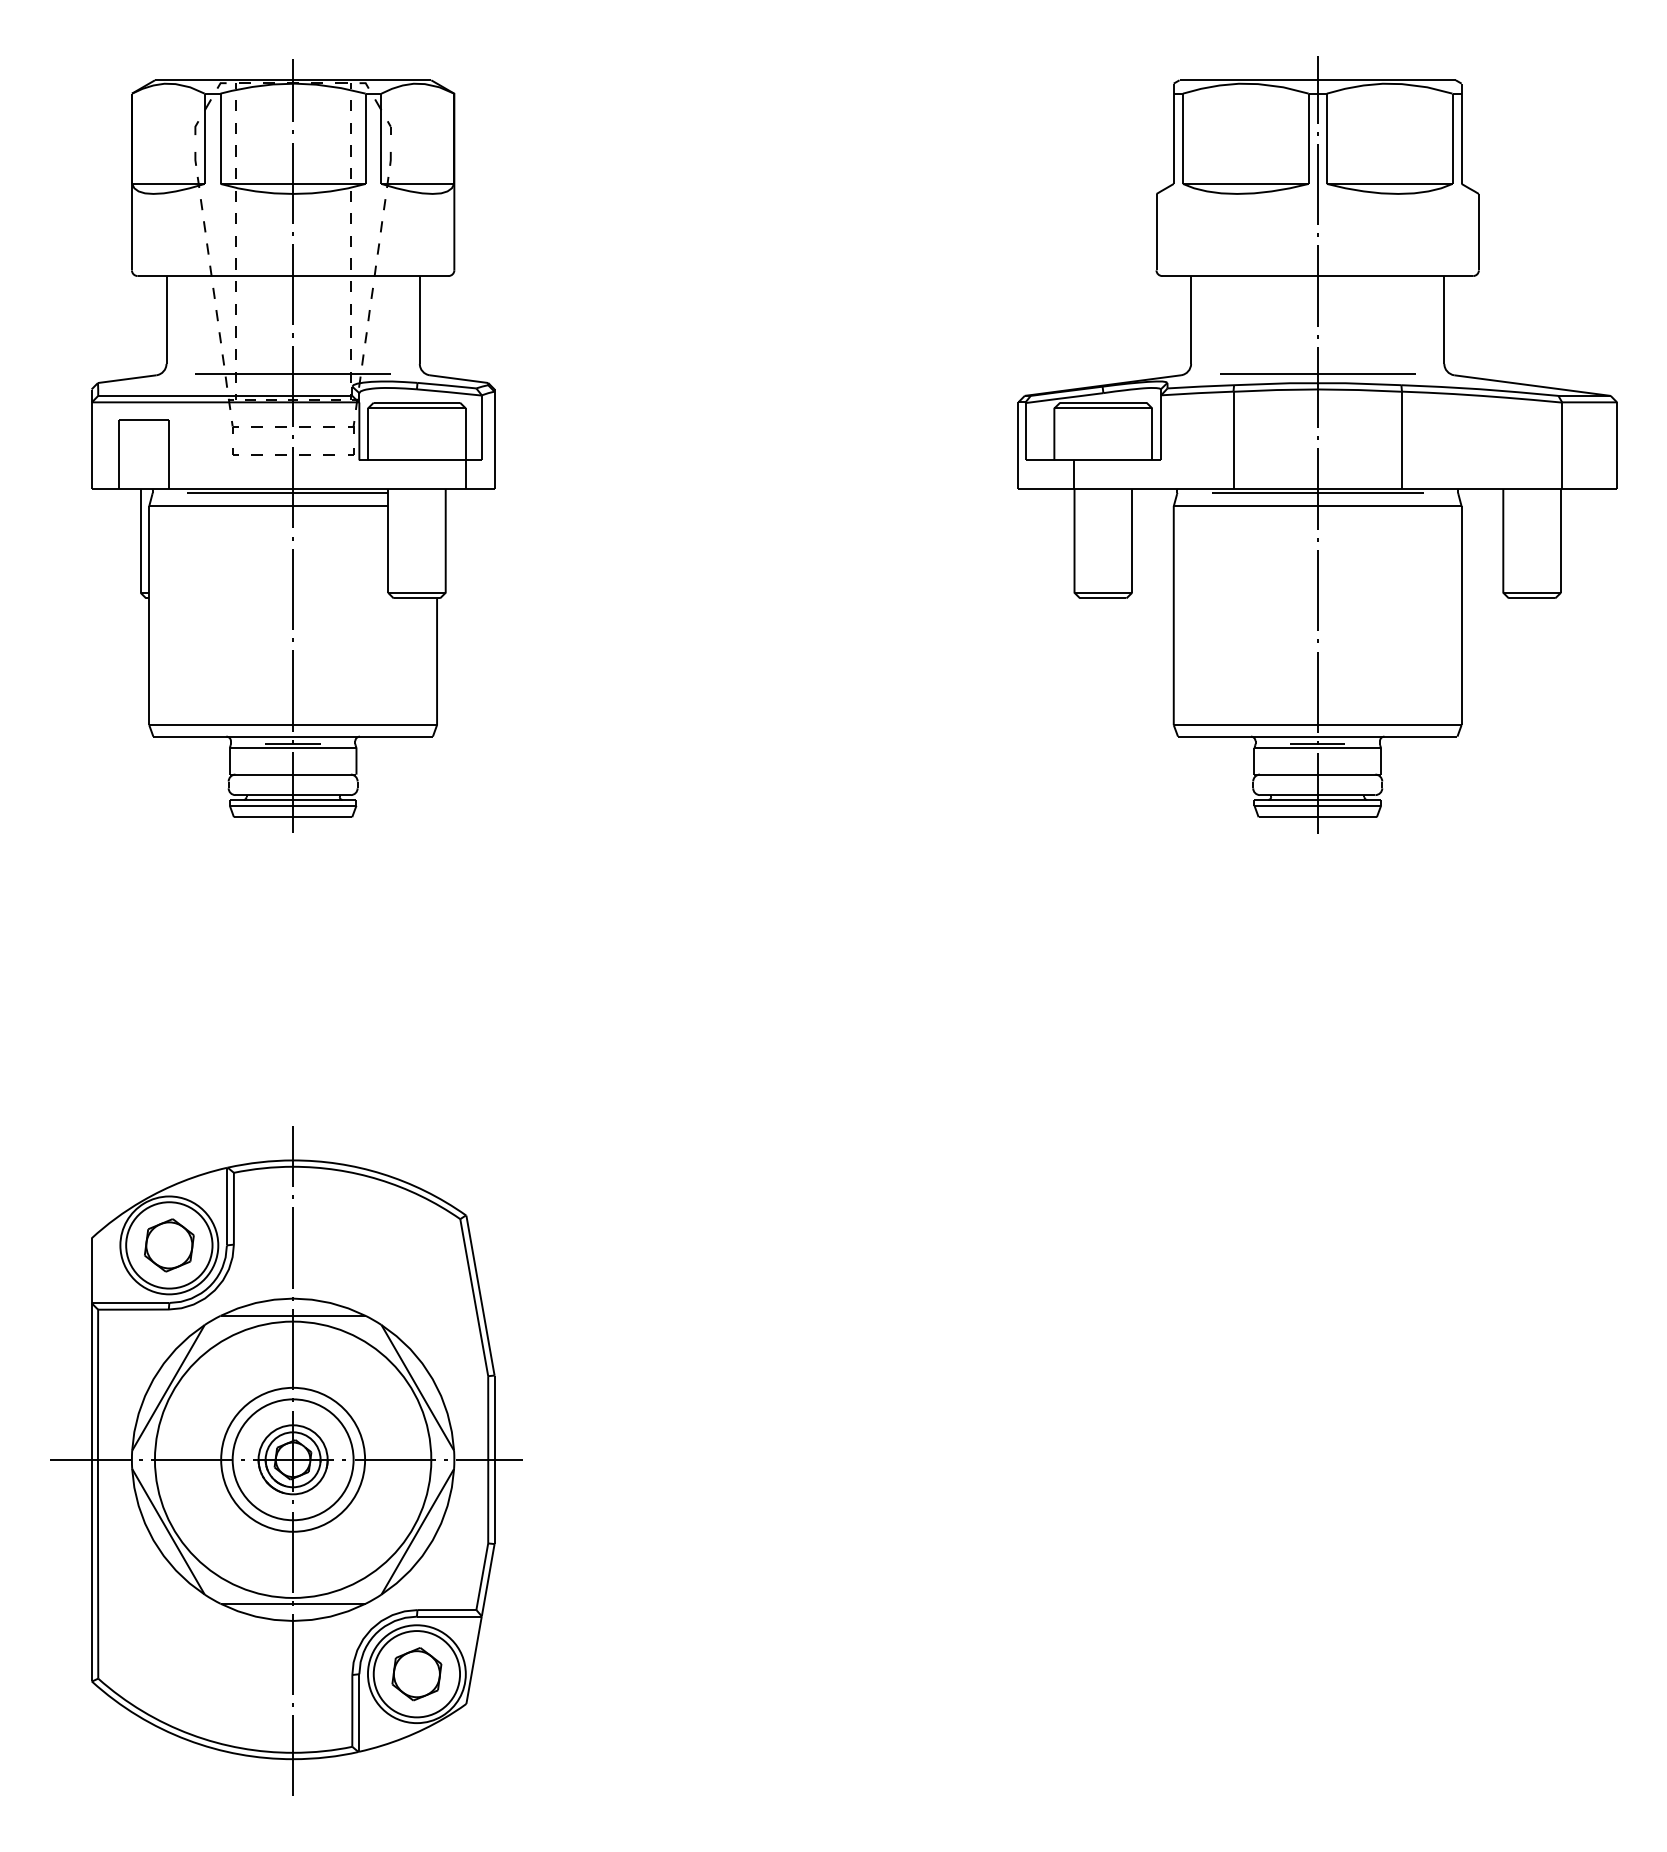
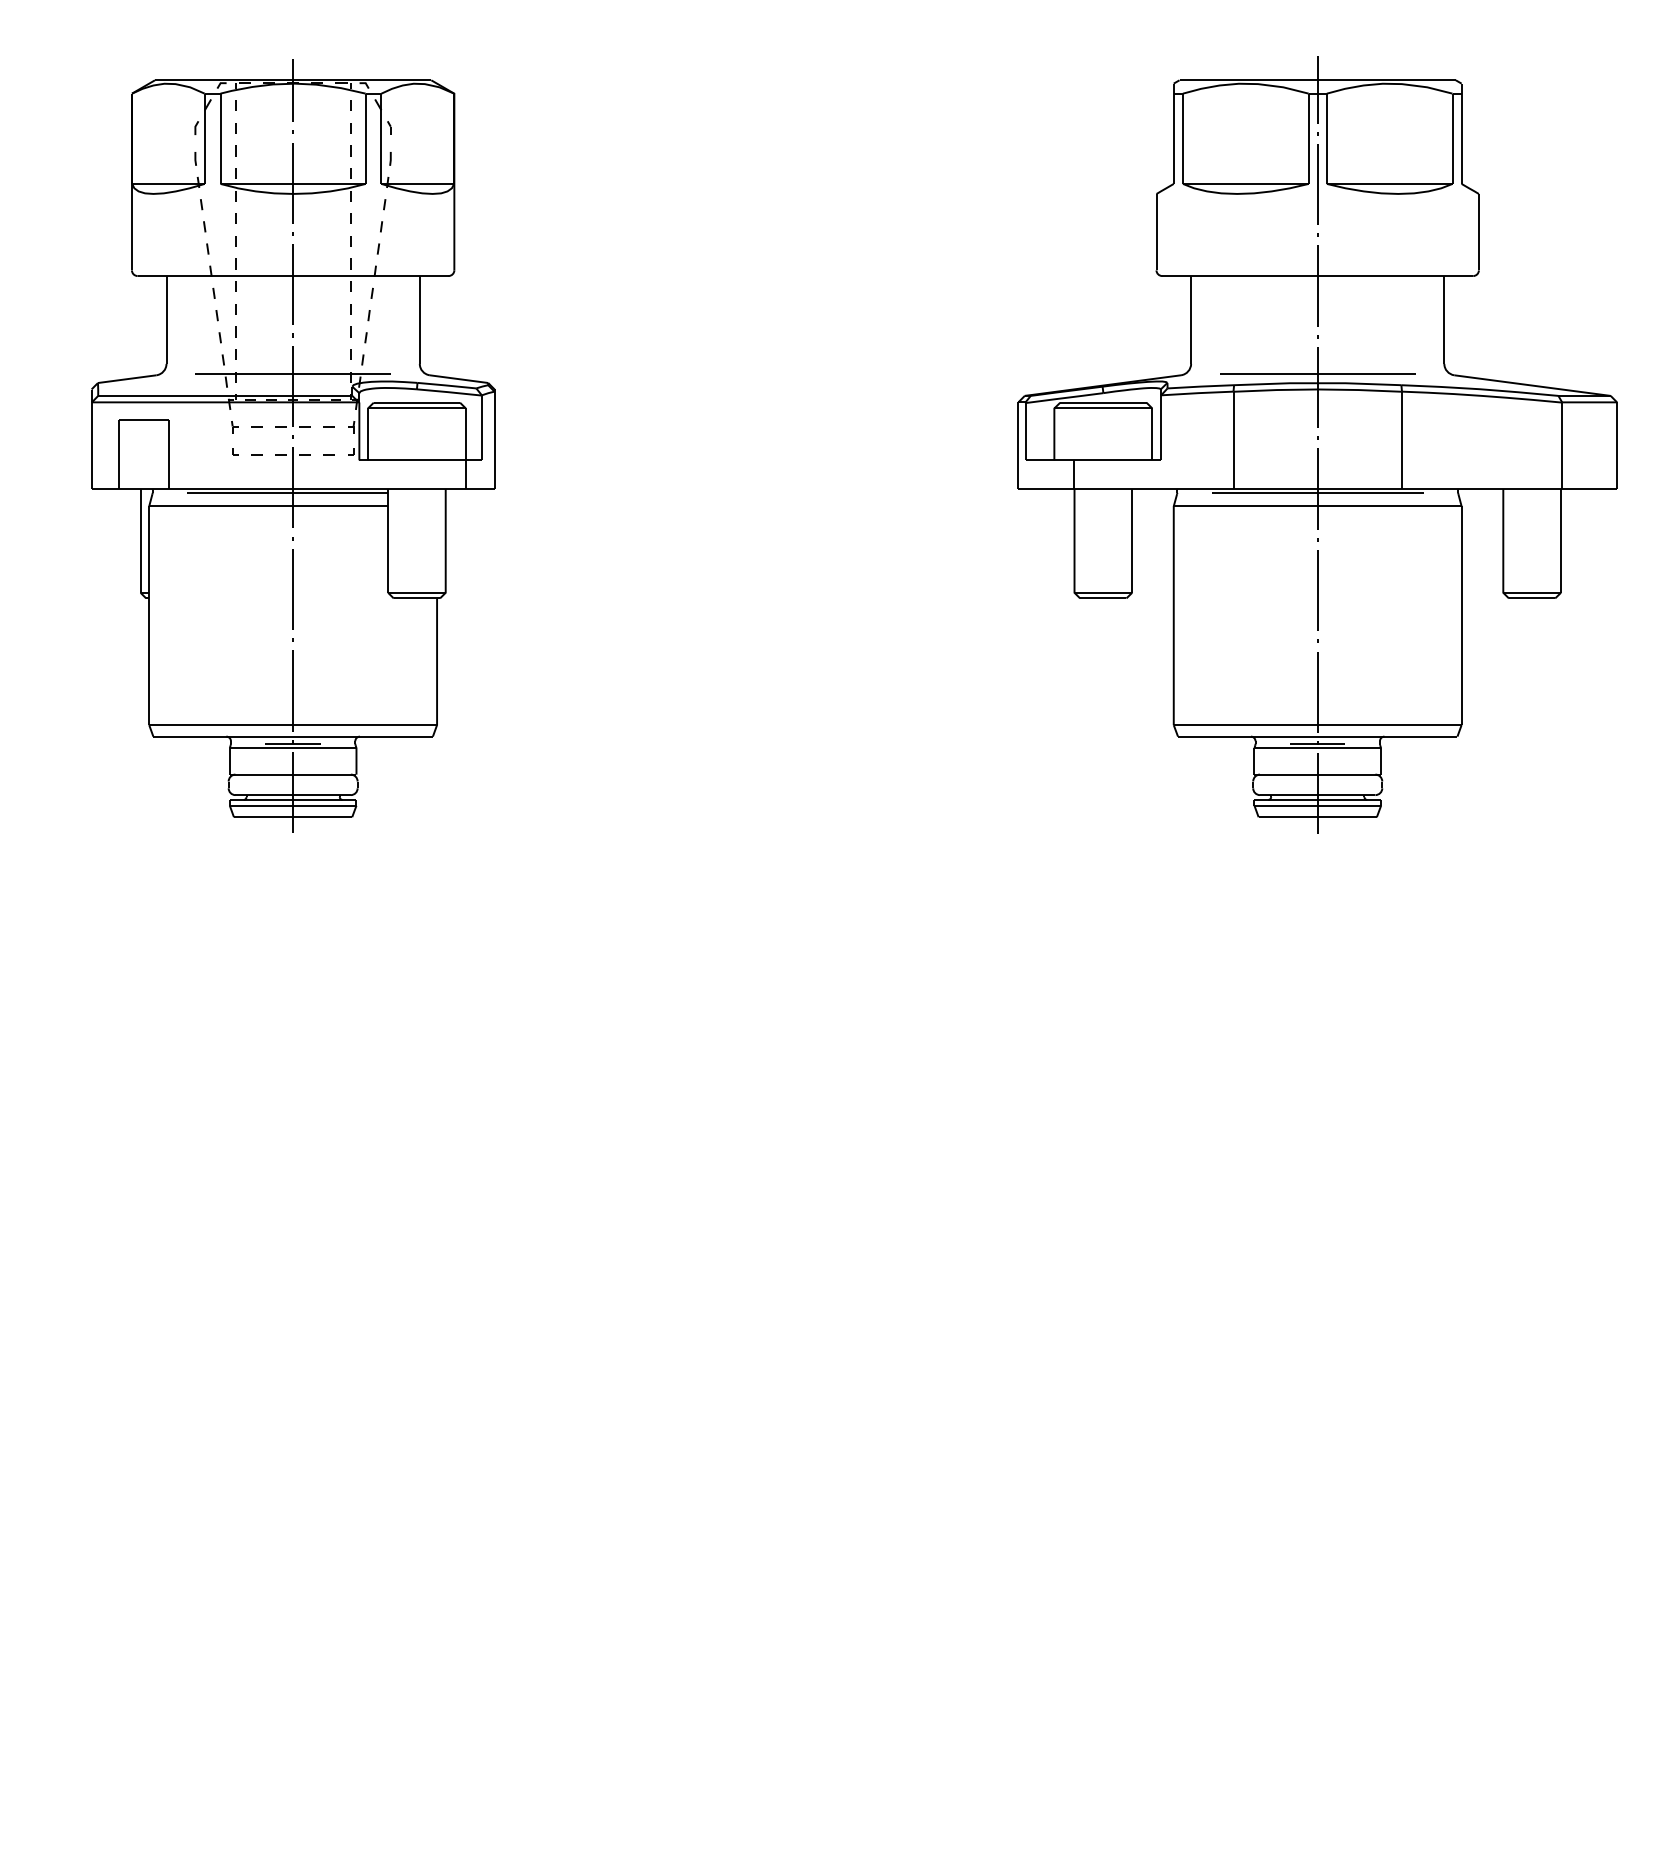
part: present -> none (286, 1460)
